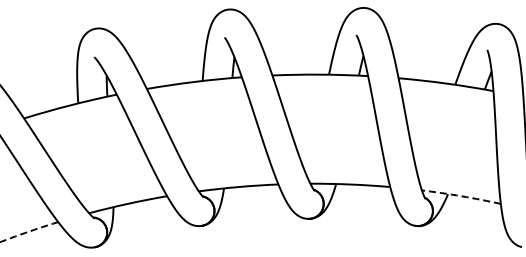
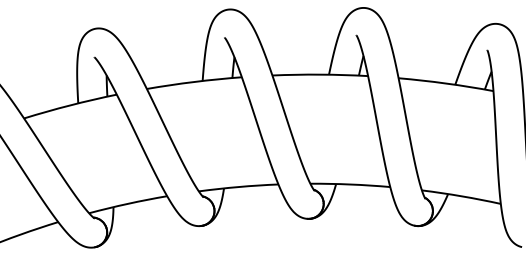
arc: dashed -> solid (461, 196)
arc: dashed -> solid (28, 231)
